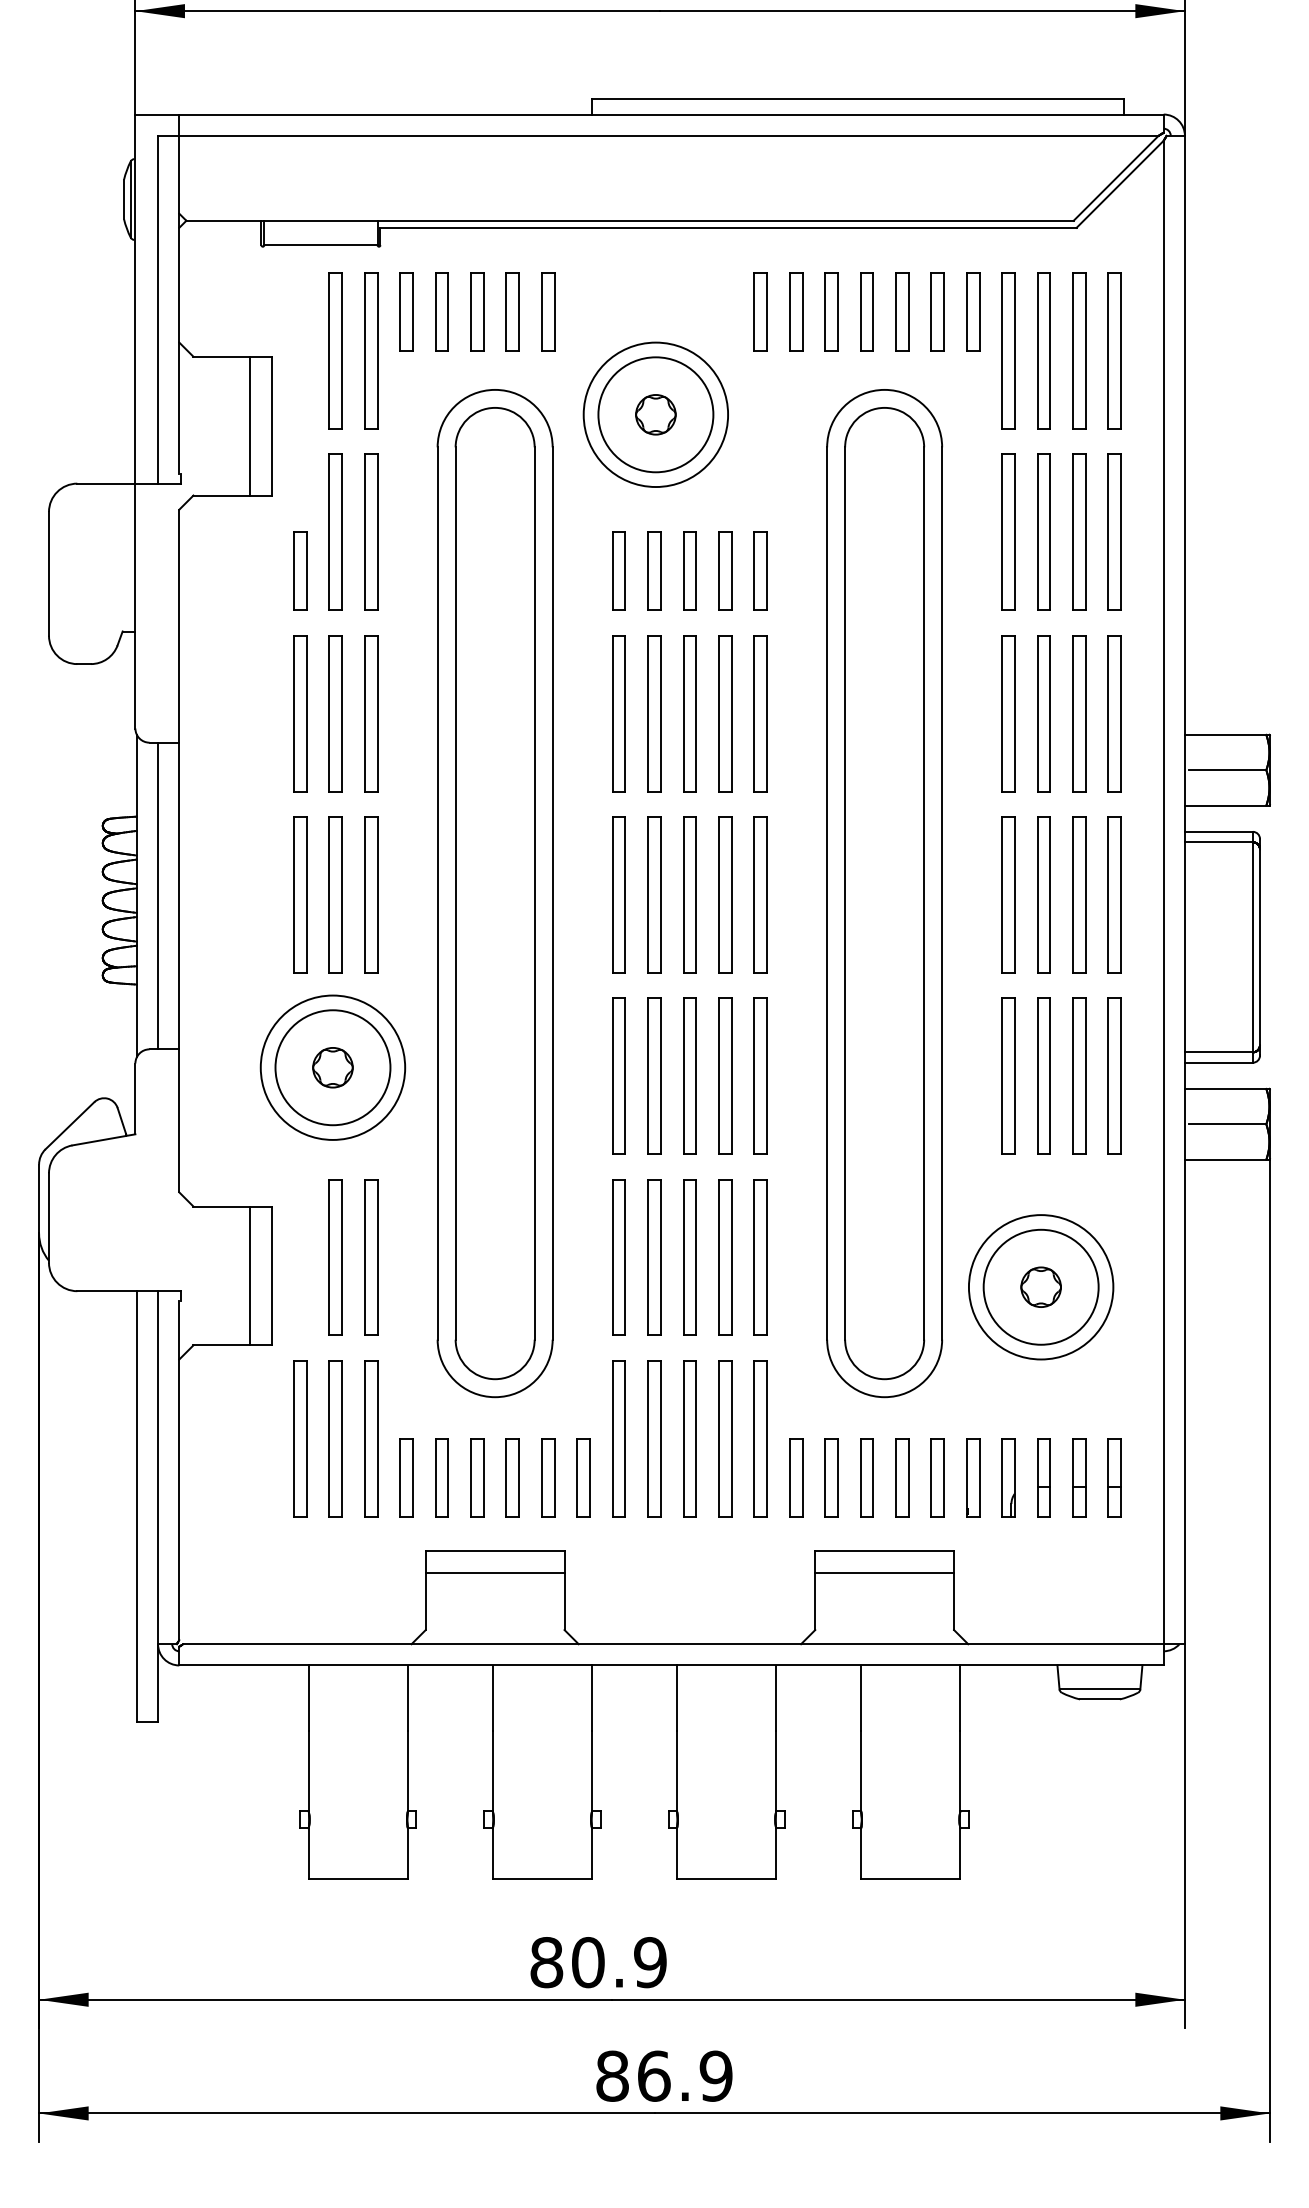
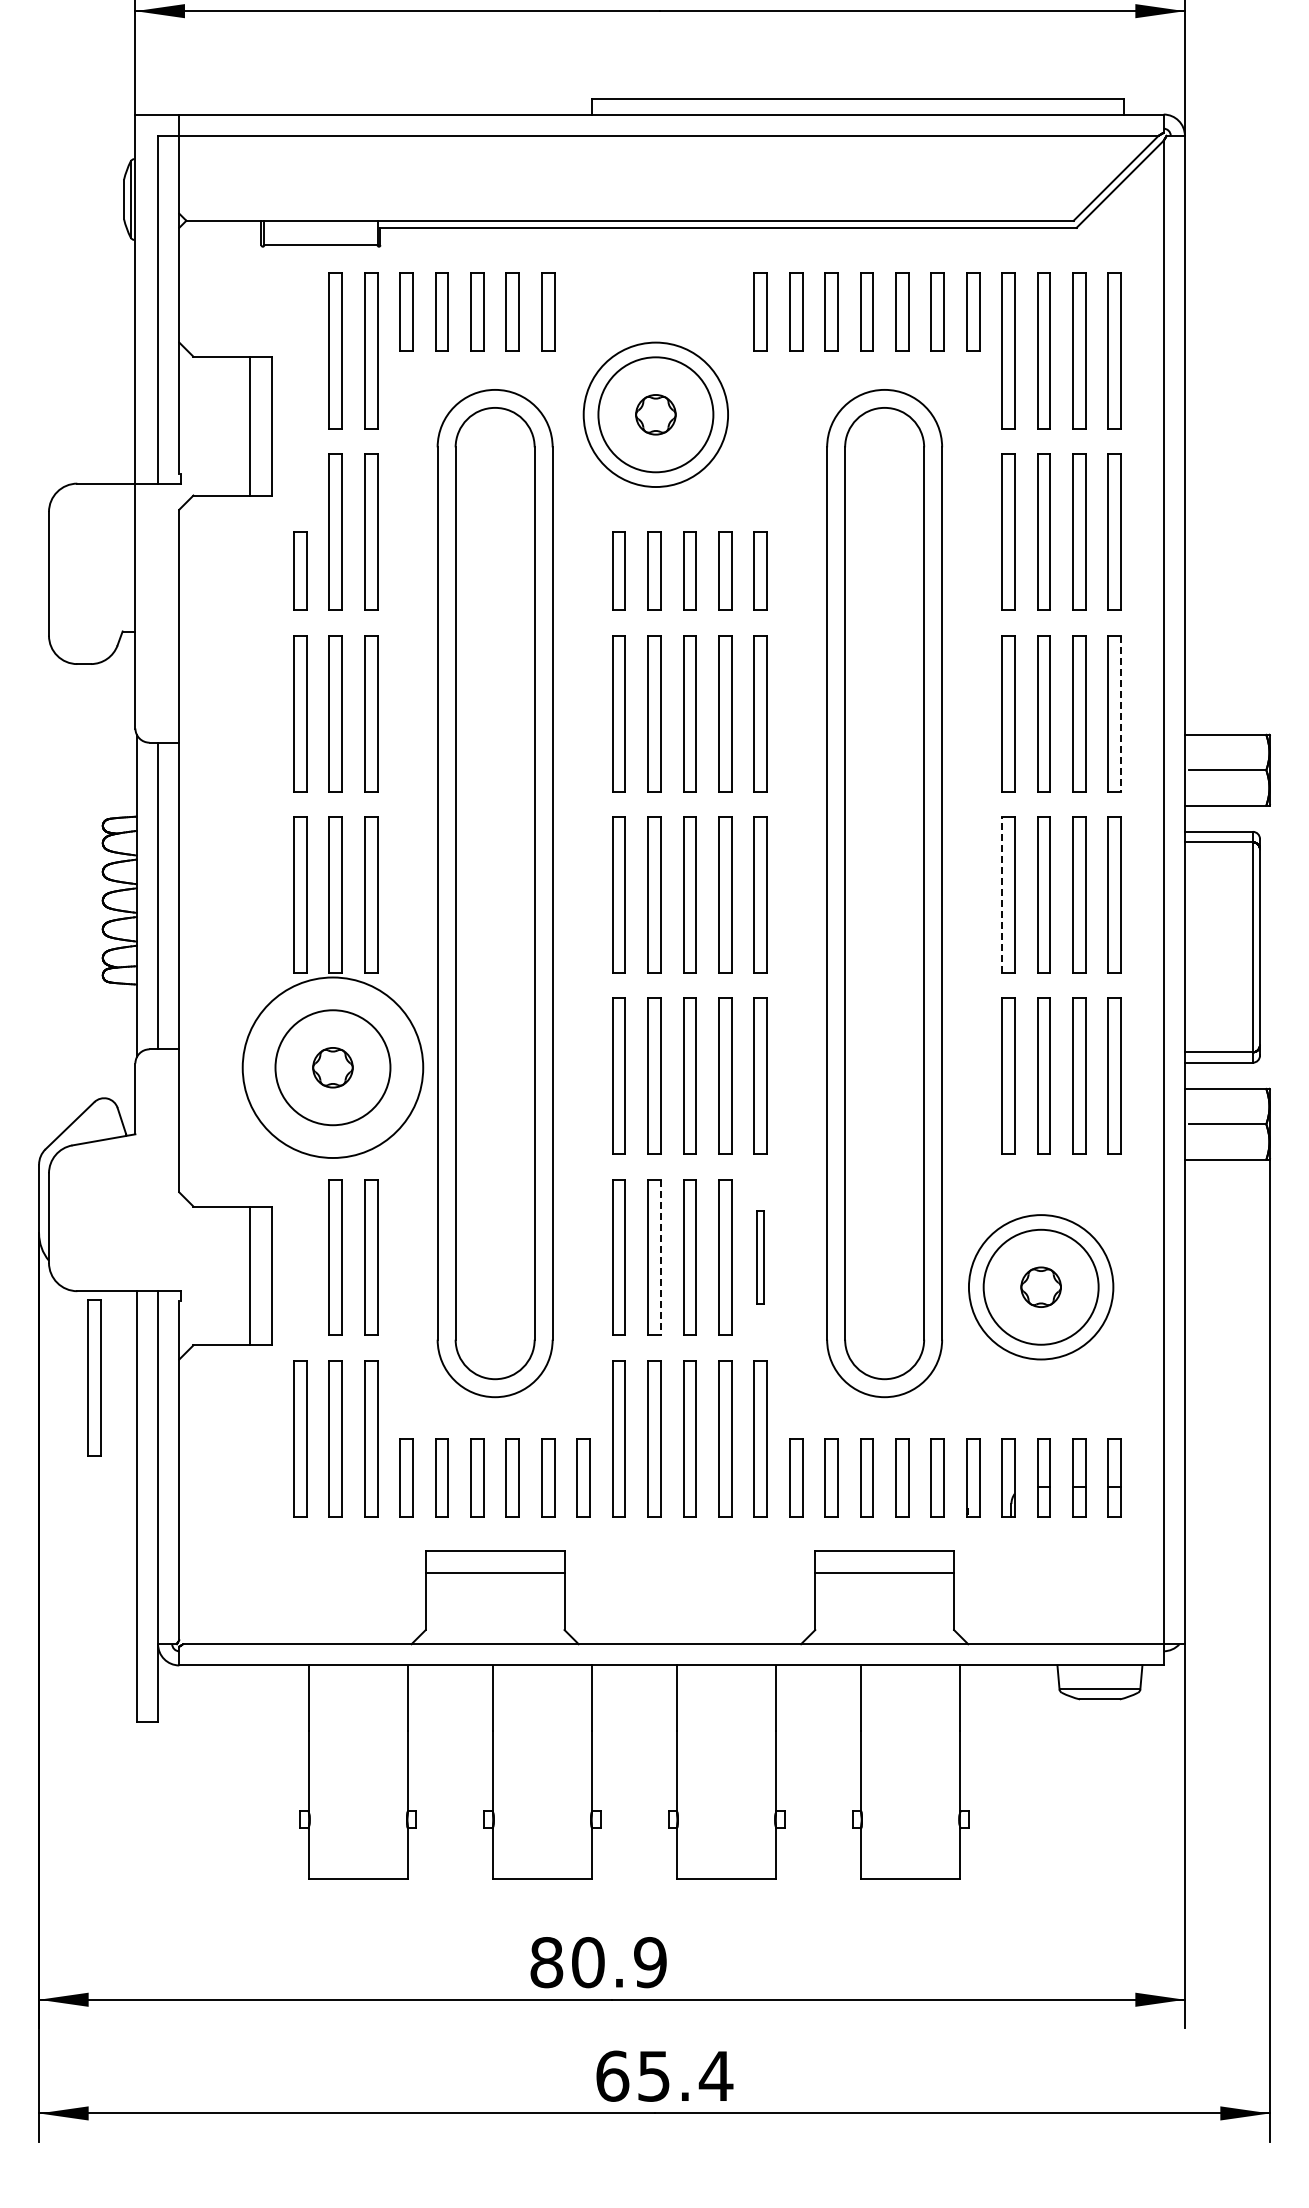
line: solid -> dashed (1121, 713)
line: solid -> dashed (1002, 894)
circle diameter: 144 px -> 180 px (332, 1067)
line: solid -> dashed (660, 1257)
part size: 15x157 px -> 9x95 px (760, 1257)
part: none -> present (94, 1377)
text: 86.9 -> 65.4 (664, 2075)
